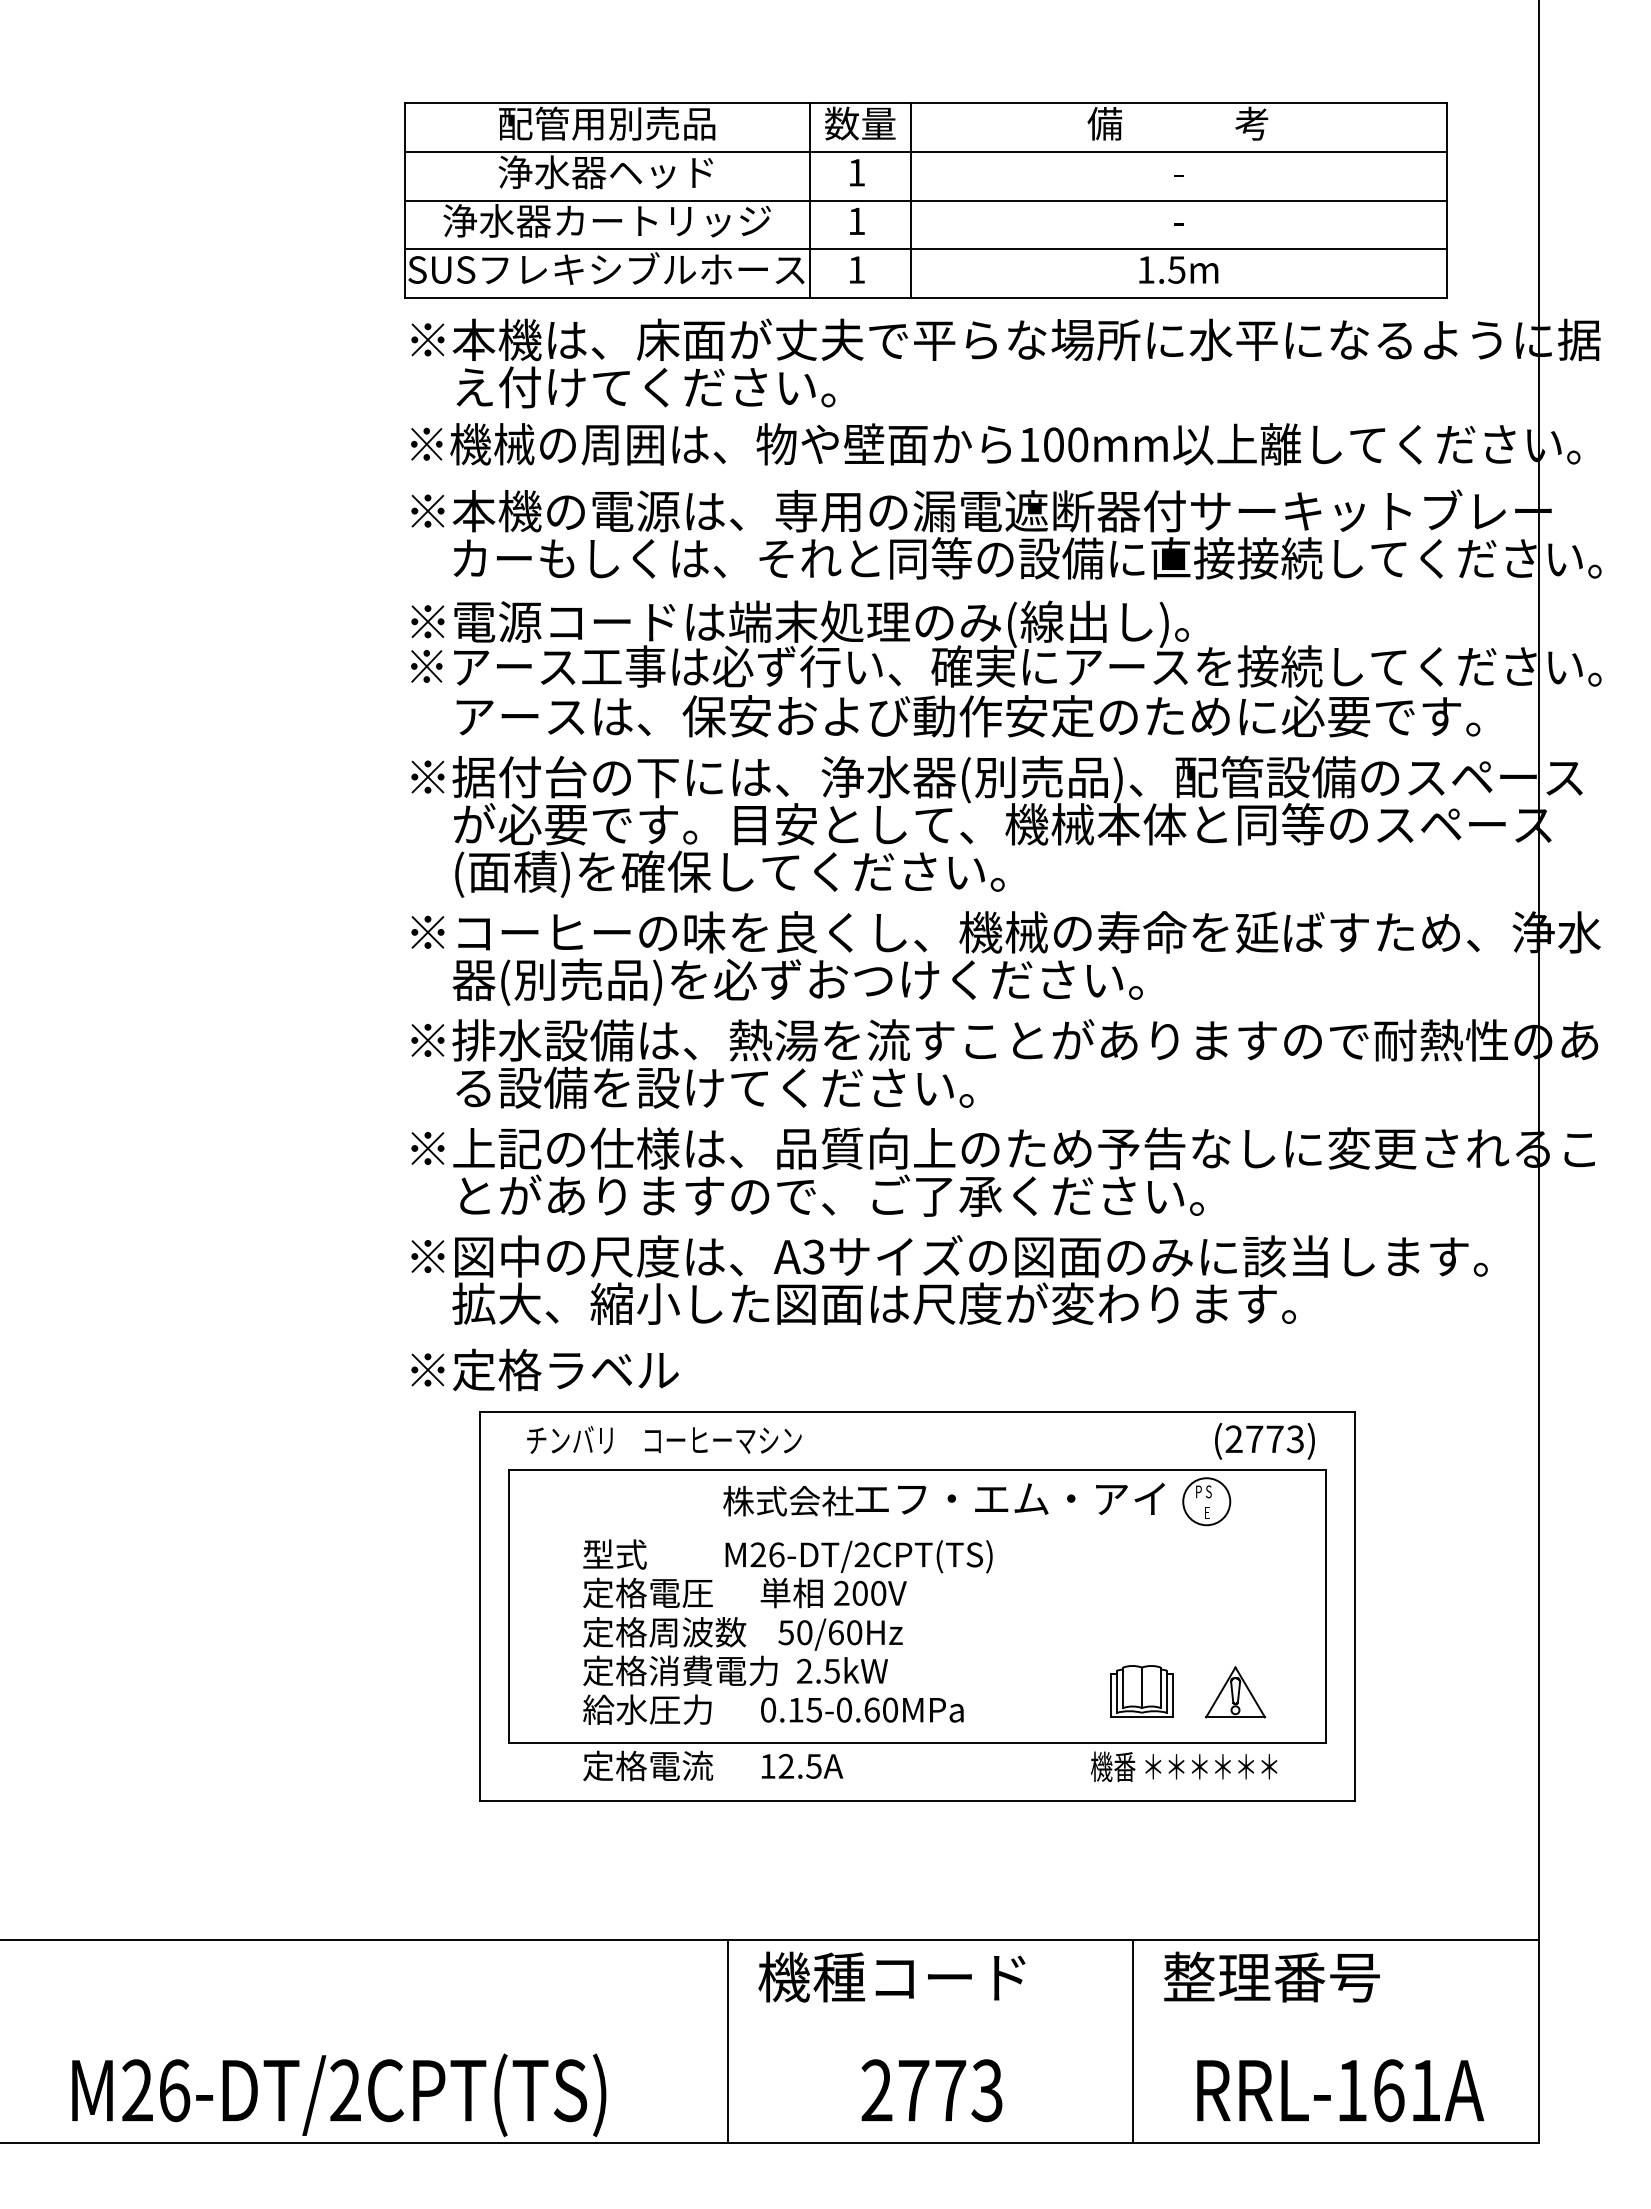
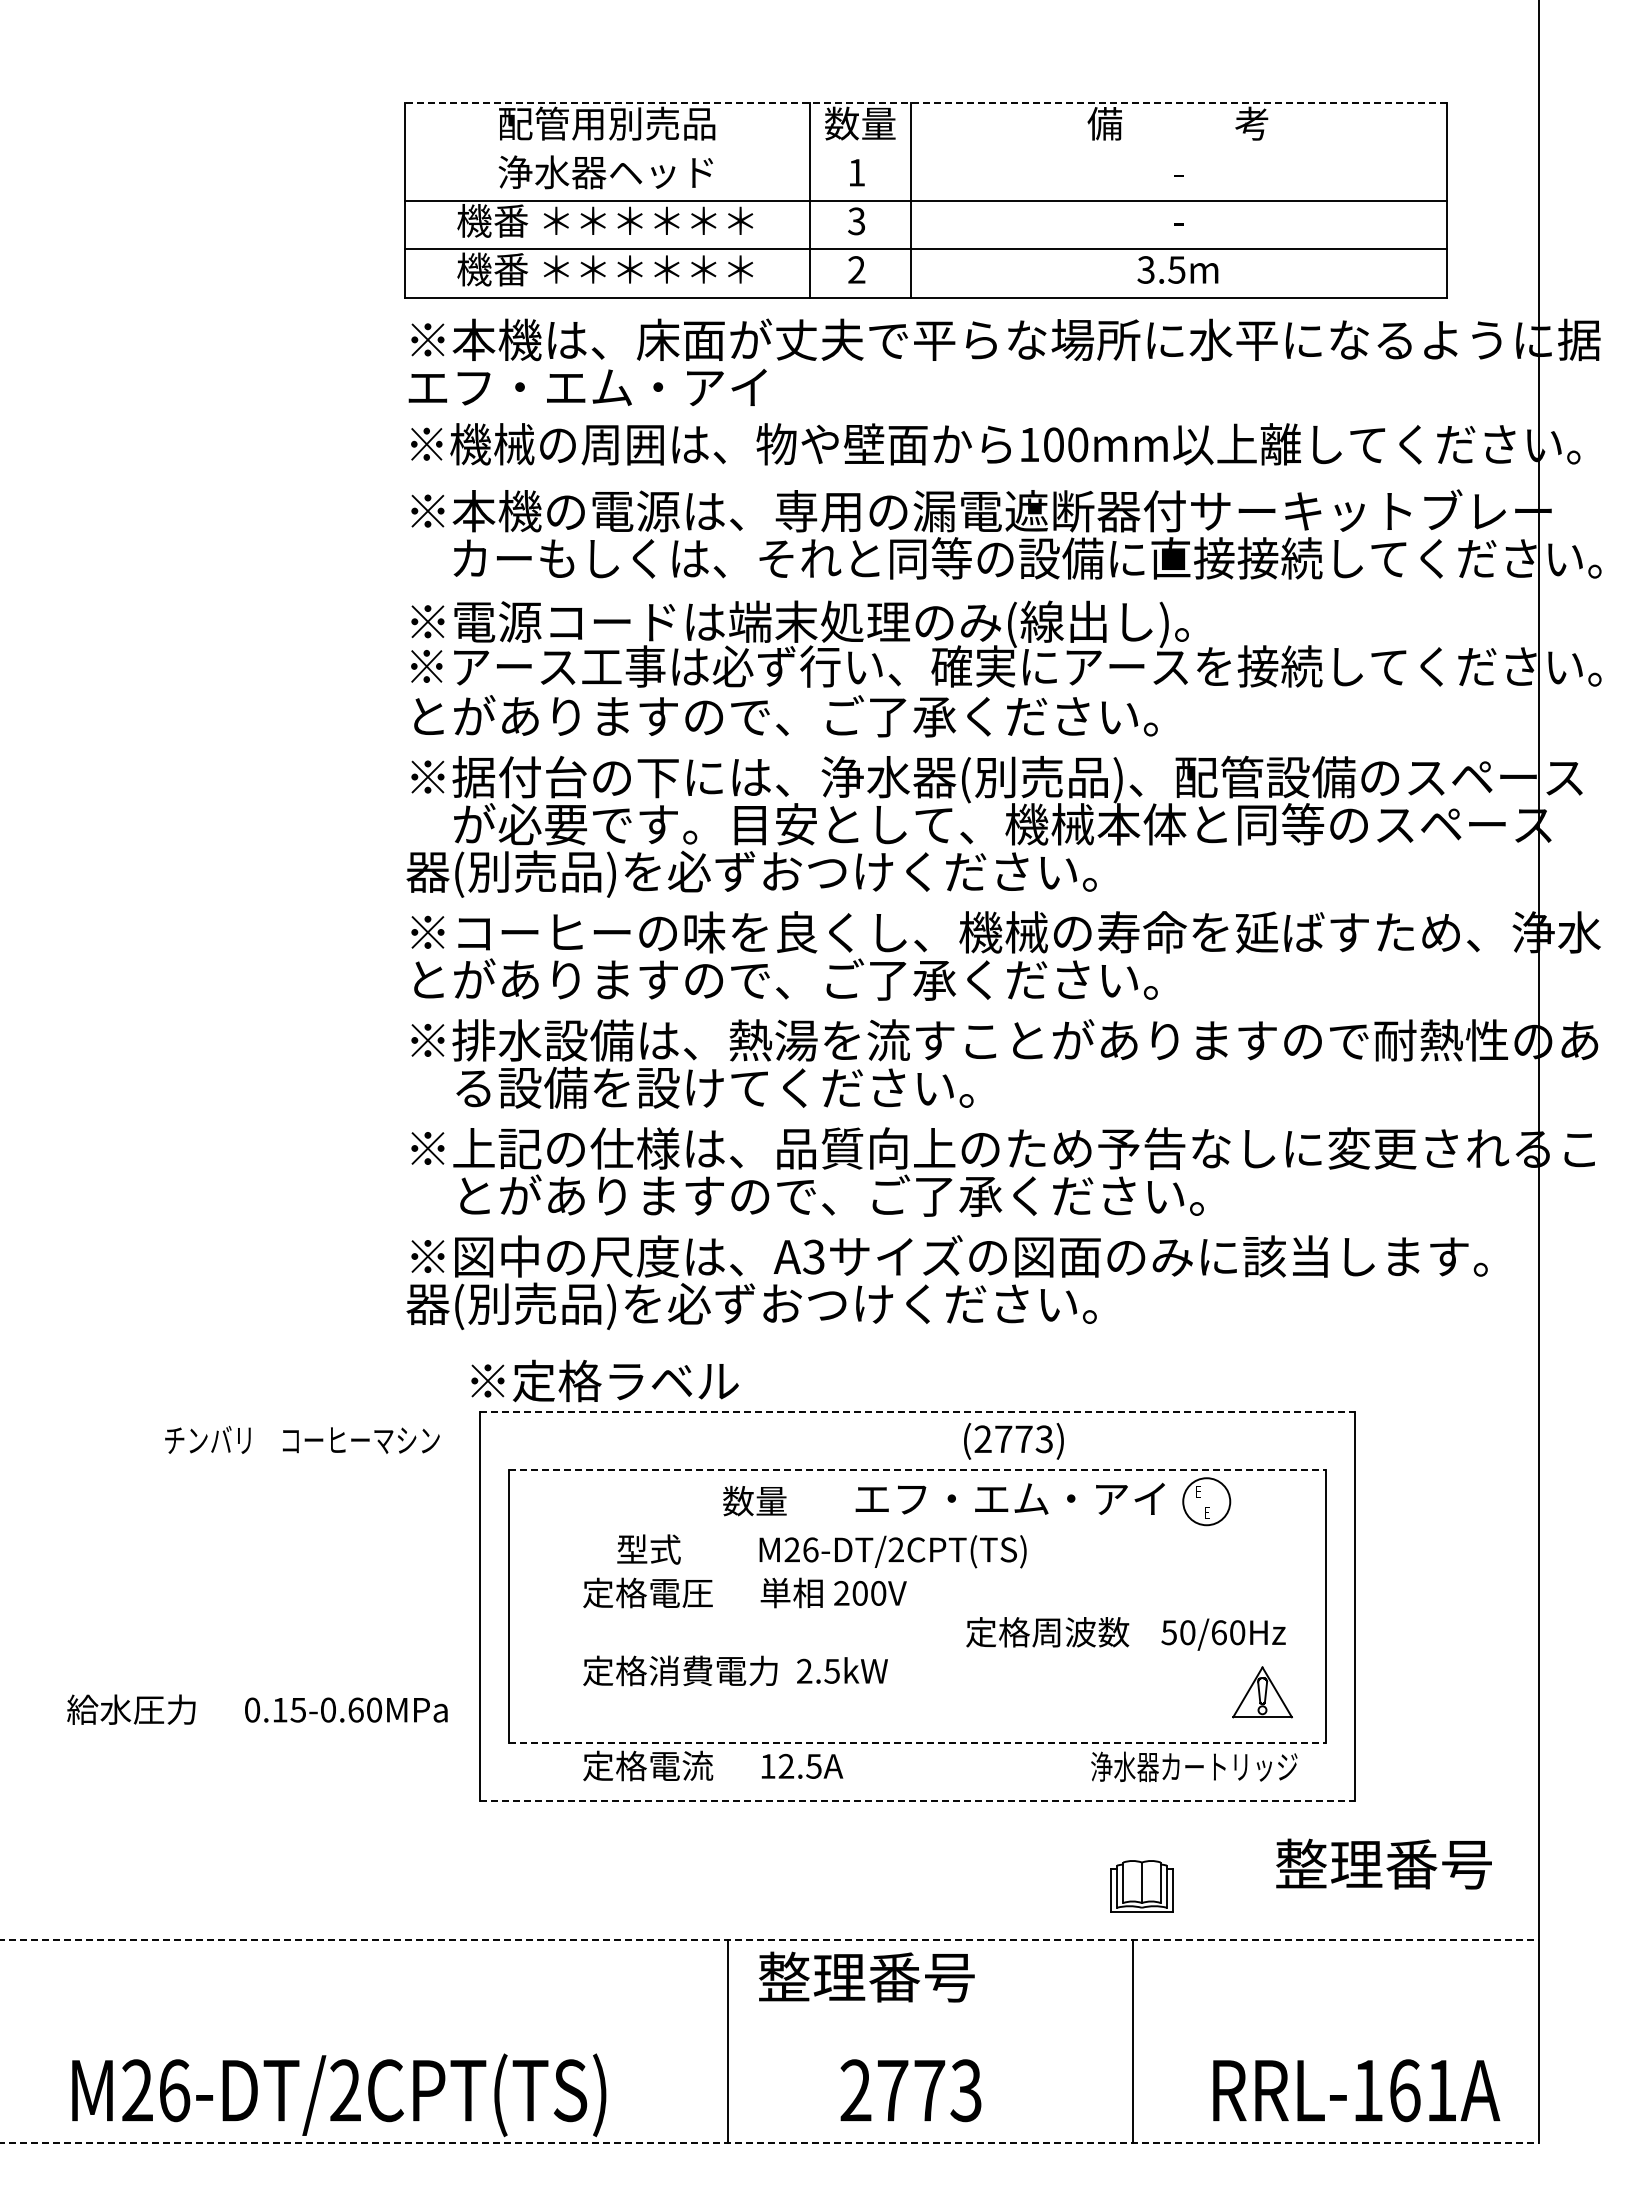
line: solid -> dashed (925, 103)
line: present -> none (925, 151)
text: 浄水器カートリッジ -> 機番 ＊＊＊＊＊＊ (606, 220)
text: 1 -> 3 (856, 221)
text: SUSフレキシブルホース -> 機番 ＊＊＊＊＊＊ (606, 269)
text: 1 -> 2 (856, 269)
text: 1.5m -> 3.5m (1145, 269)
text: え付けてください。 -> エフ・エム・アイ (621, 387)
text: アースは、保安および動作安定のために必要です。 -> とがありますので、ご了承ください。 (947, 716)
text: (面積)を確保してください。 -> 器(別売品)を必ずおつけください。 (751, 873)
text: 器(別売品)を必ずおつけください。 -> とがありますので、ご了承ください。 (785, 981)
text: 拡大、縮小した図面は尺度が変わります。 -> 器(別売品)を必ずおつけください。 (850, 1306)
text position: (544, 1369) -> (604, 1380) (604, 1380)
line: solid -> dashed (917, 1411)
text position: (664, 1439) -> (302, 1439) (302, 1439)
text position: (1264, 1441) -> (1013, 1441) (1013, 1441)
line: solid -> dashed (917, 1470)
text: P S -> E (1203, 1491)
text: 株式会社 -> 数量 (788, 1500)
text position: (787, 1556) -> (821, 1551) (821, 1551)
text position: (742, 1633) -> (1125, 1633) (1125, 1633)
part position: (1141, 1691) -> (1141, 1886) (1141, 1886)
part position: (1235, 1692) -> (1262, 1692) (1262, 1692)
text position: (773, 1709) -> (257, 1709) (257, 1709)
line: solid -> dashed (917, 1742)
text: 機番 ＊＊＊＊＊＊ -> 浄水器カートリッジ (1193, 1766)
line: solid -> dashed (917, 1800)
line: solid -> dashed (769, 1940)
text: 機種コード -> 整理番号 (891, 1976)
text position: (1271, 1976) -> (1383, 1863) (1383, 1863)
text position: (931, 2090) -> (910, 2090) (910, 2090)
text position: (1340, 2090) -> (1356, 2090) (1356, 2090)
line: solid -> dashed (769, 2142)
